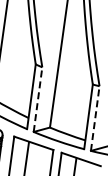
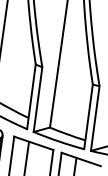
line: dashed -> solid (38, 99)
line: dashed -> solid (95, 118)
